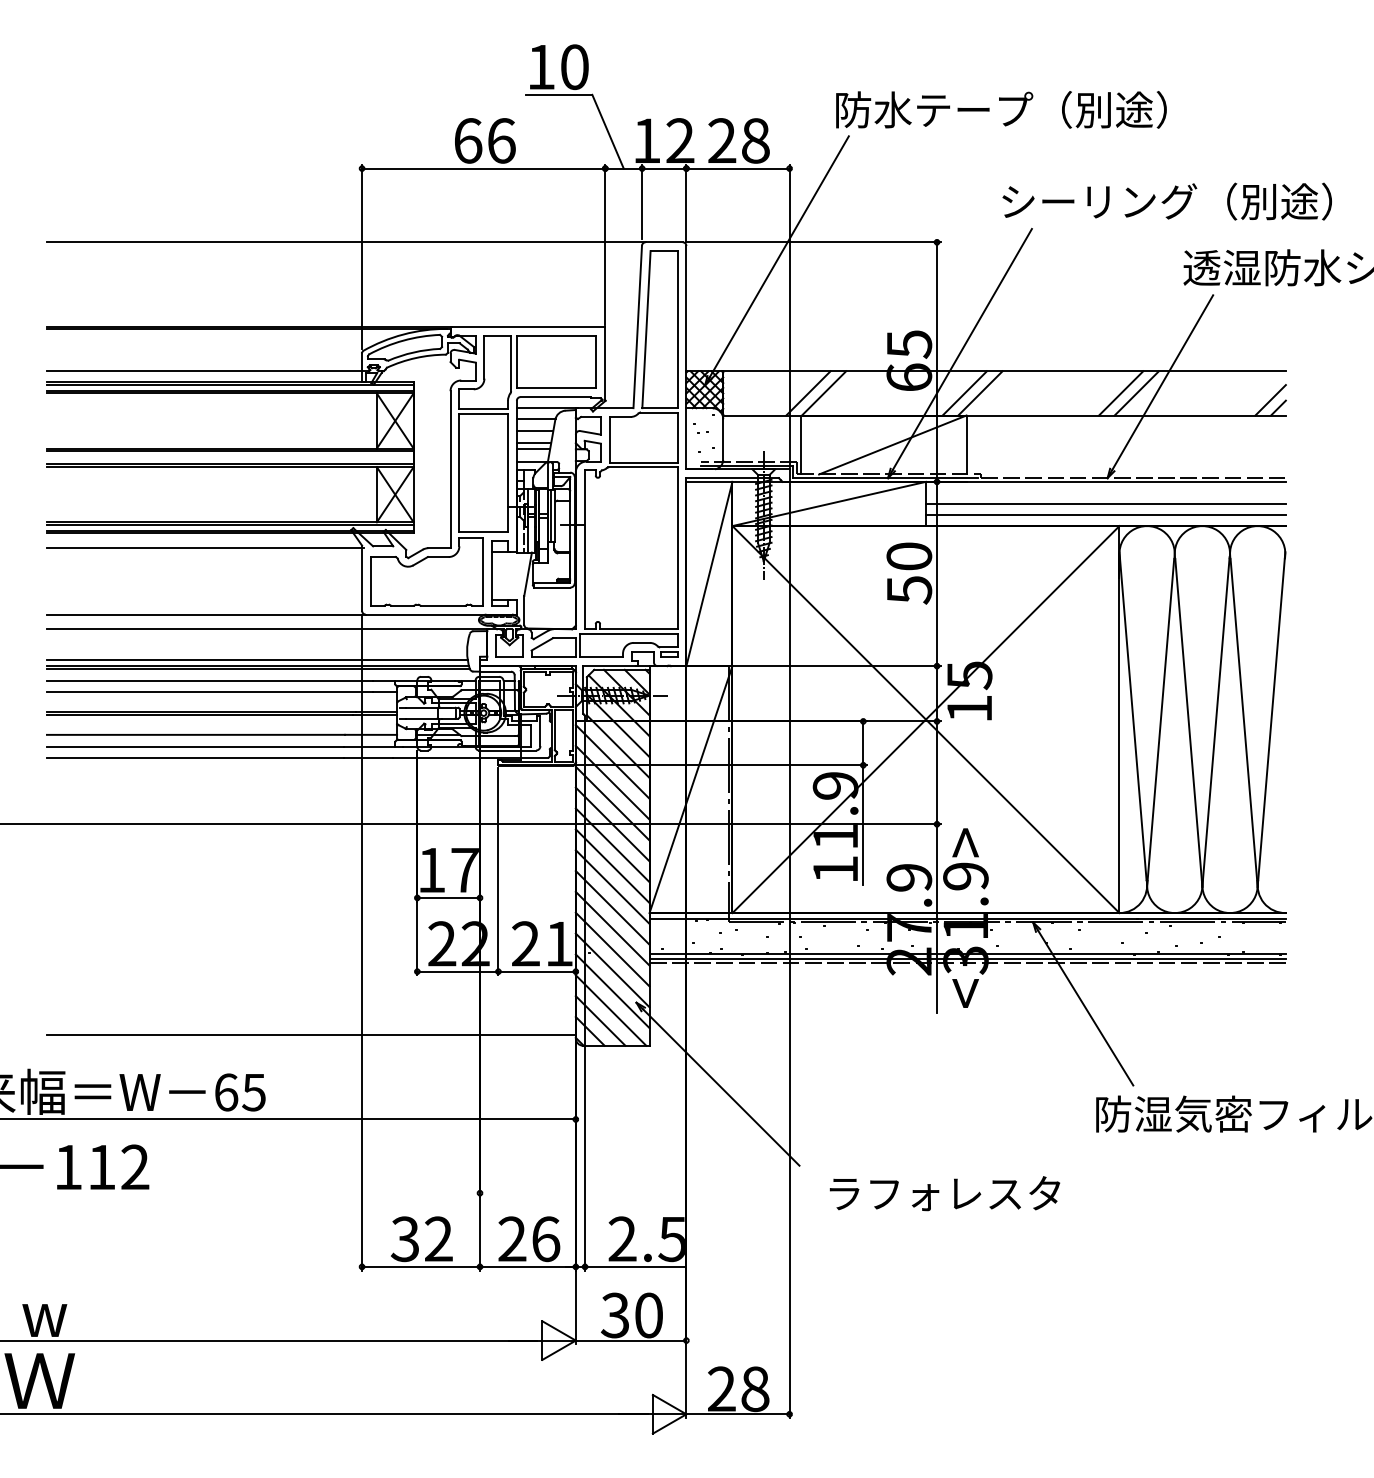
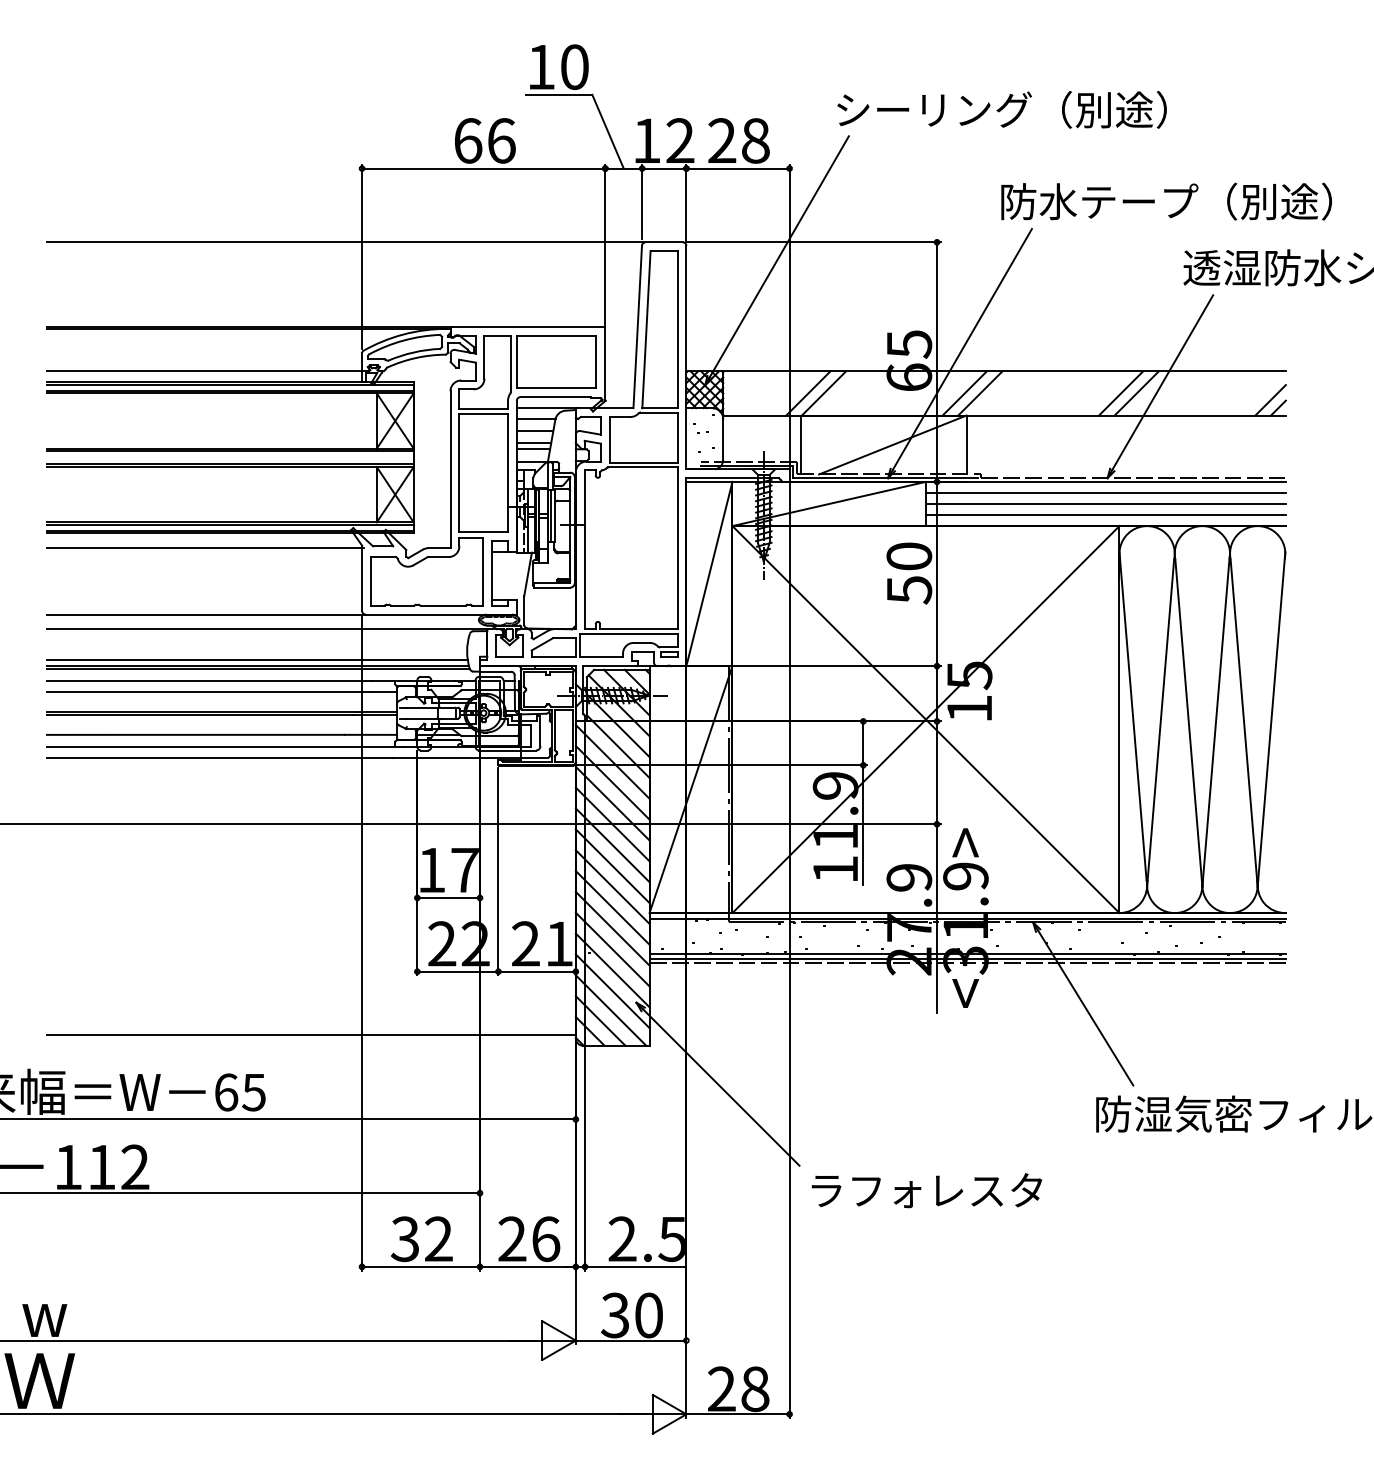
text: 防水テープ（別途） -> シーリング（別途） (934, 109)
text: シーリング（別途） -> 防水テープ（別途） (1099, 201)
line: none -> present (1105, 492)
line: none -> present (241, 1193)
text position: (944, 1193) -> (926, 1190) (926, 1190)
